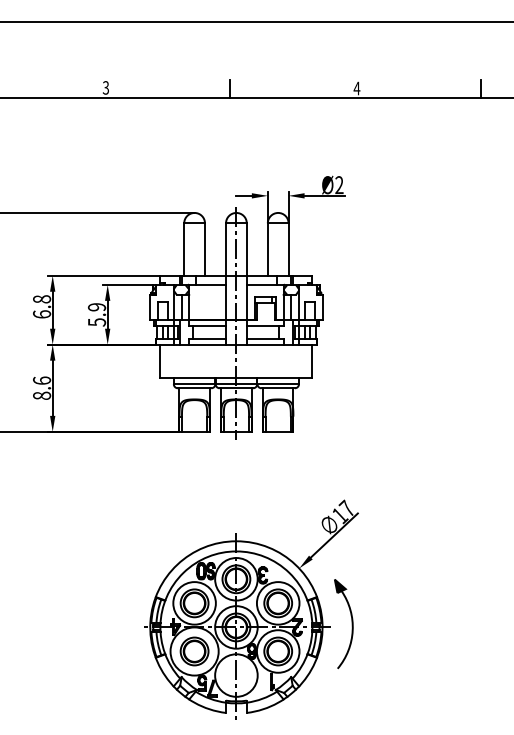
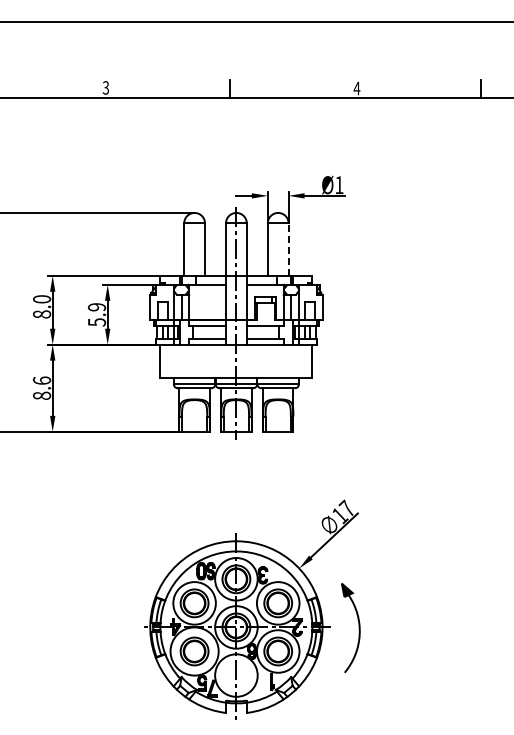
text: Ø2 -> Ø1 (339, 184)
line: solid -> dashed (288, 249)
text: 6.8 -> 8.0 (41, 306)
part position: (351, 624) -> (358, 628) (358, 628)
